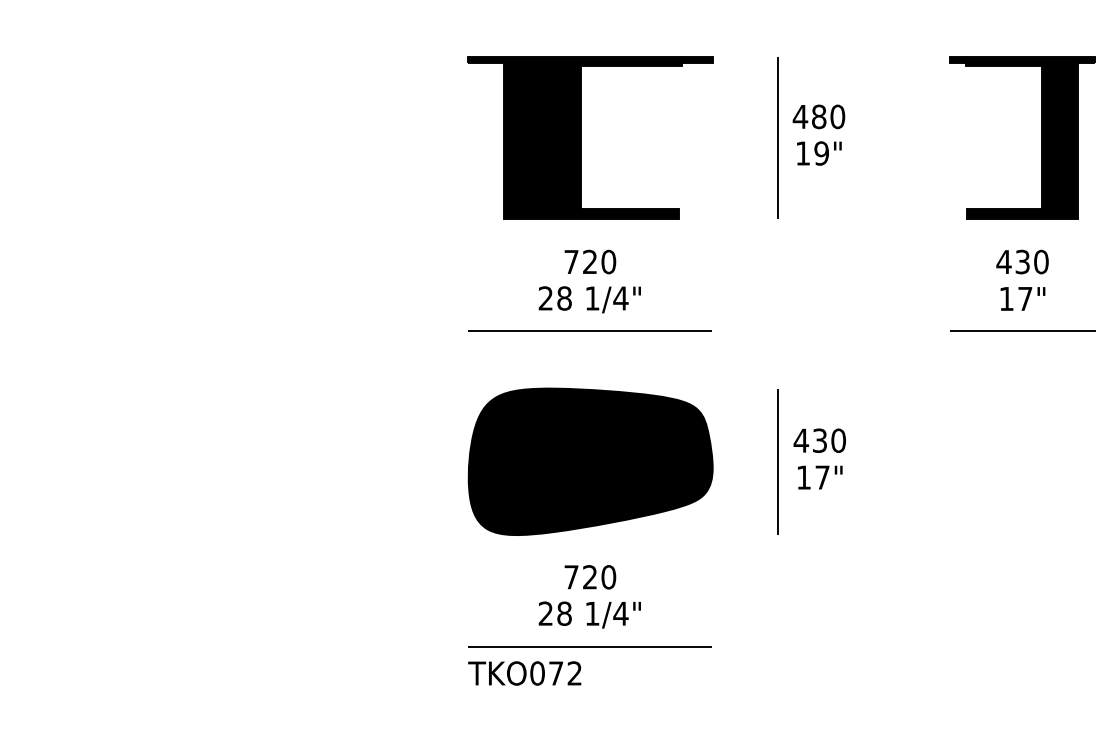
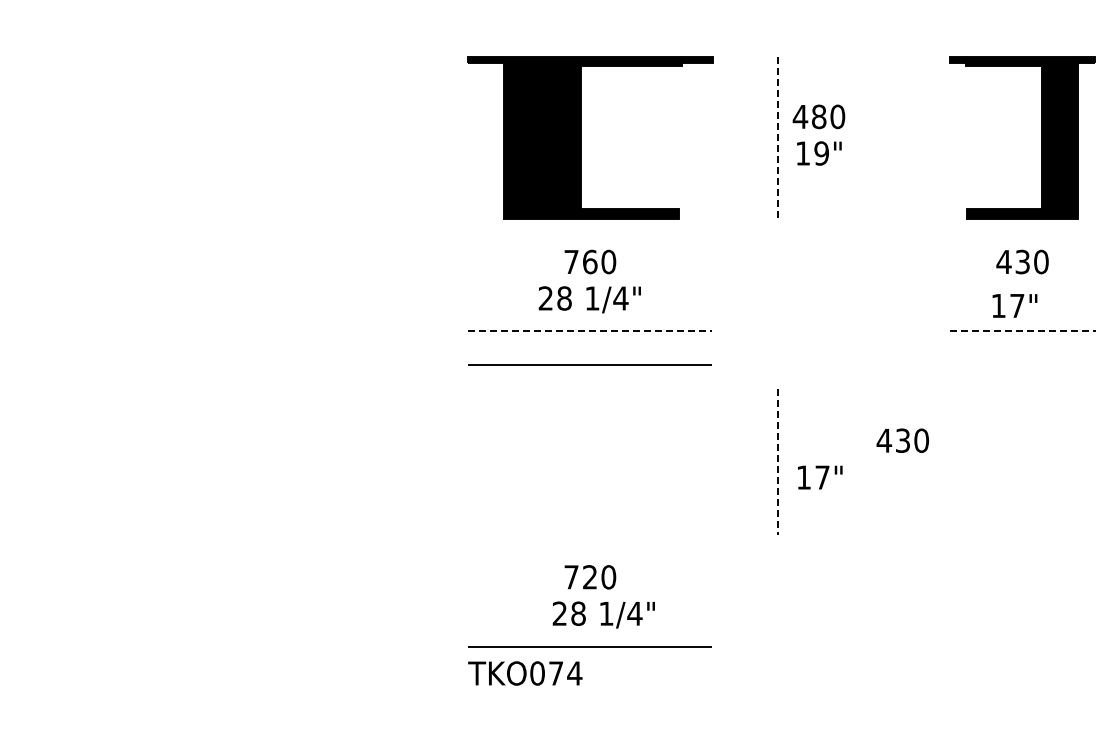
line: solid -> dashed (778, 138)
text: 720 -> 760 (590, 261)
text position: (1022, 298) -> (1014, 305) (1014, 305)
line: solid -> dashed (590, 331)
line: solid -> dashed (1022, 331)
line: none -> present (589, 364)
text position: (819, 440) -> (902, 440) (902, 440)
part: present -> none (590, 461)
line: solid -> dashed (778, 461)
text position: (589, 614) -> (603, 614) (603, 614)
text: TKO072 -> TKO074 (574, 673)
